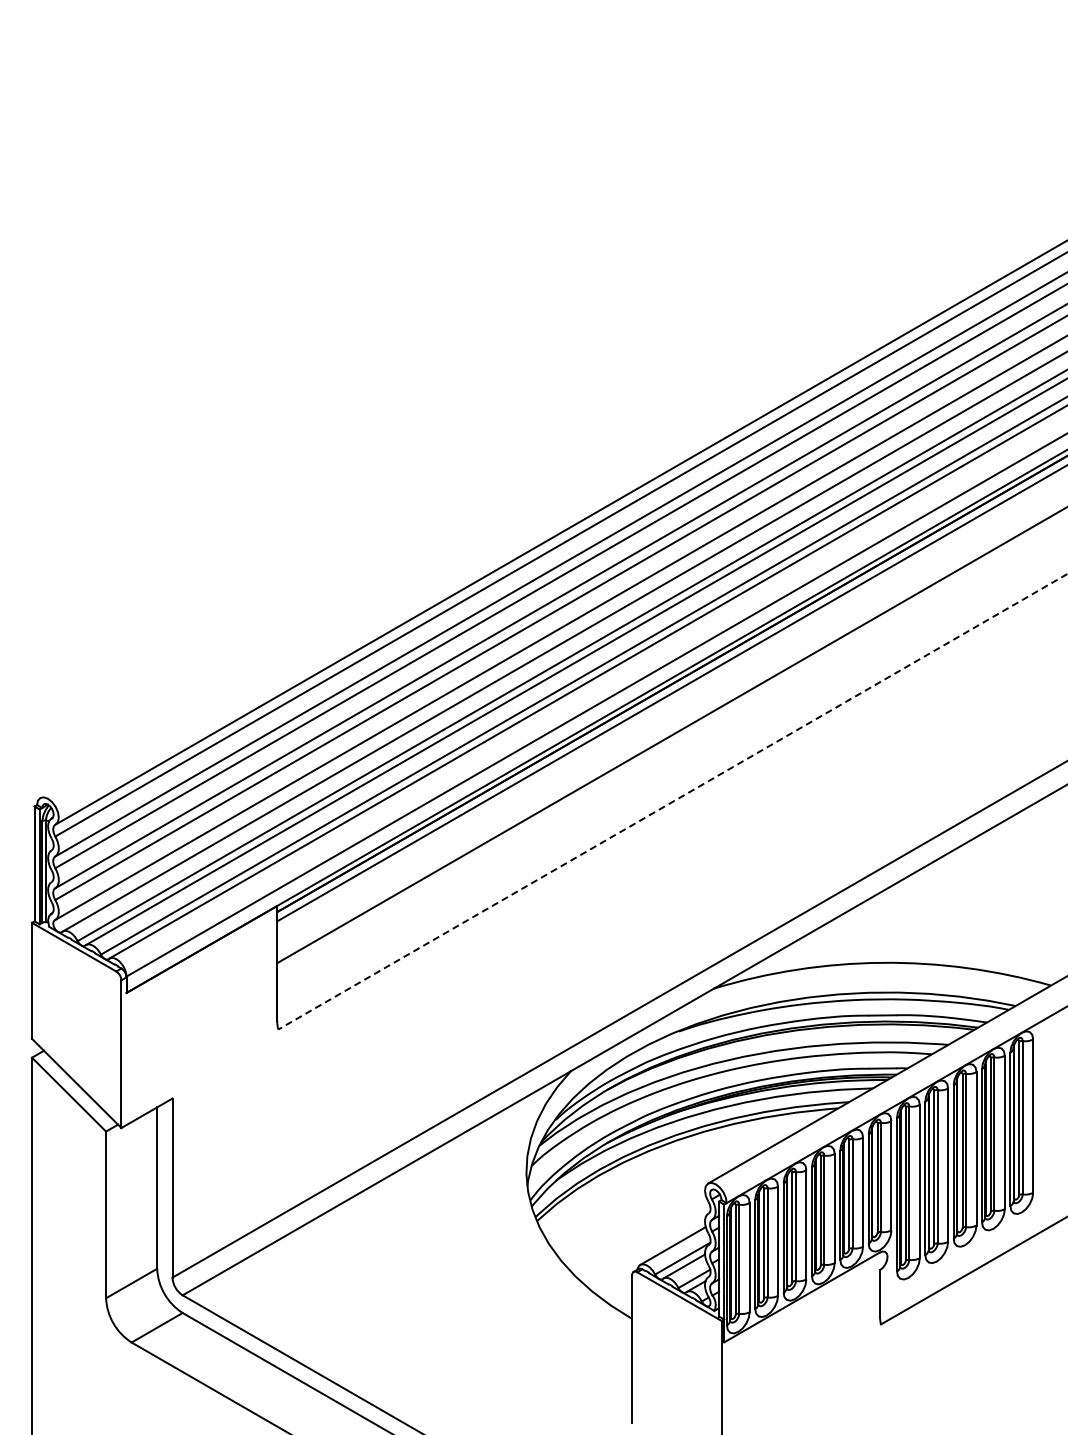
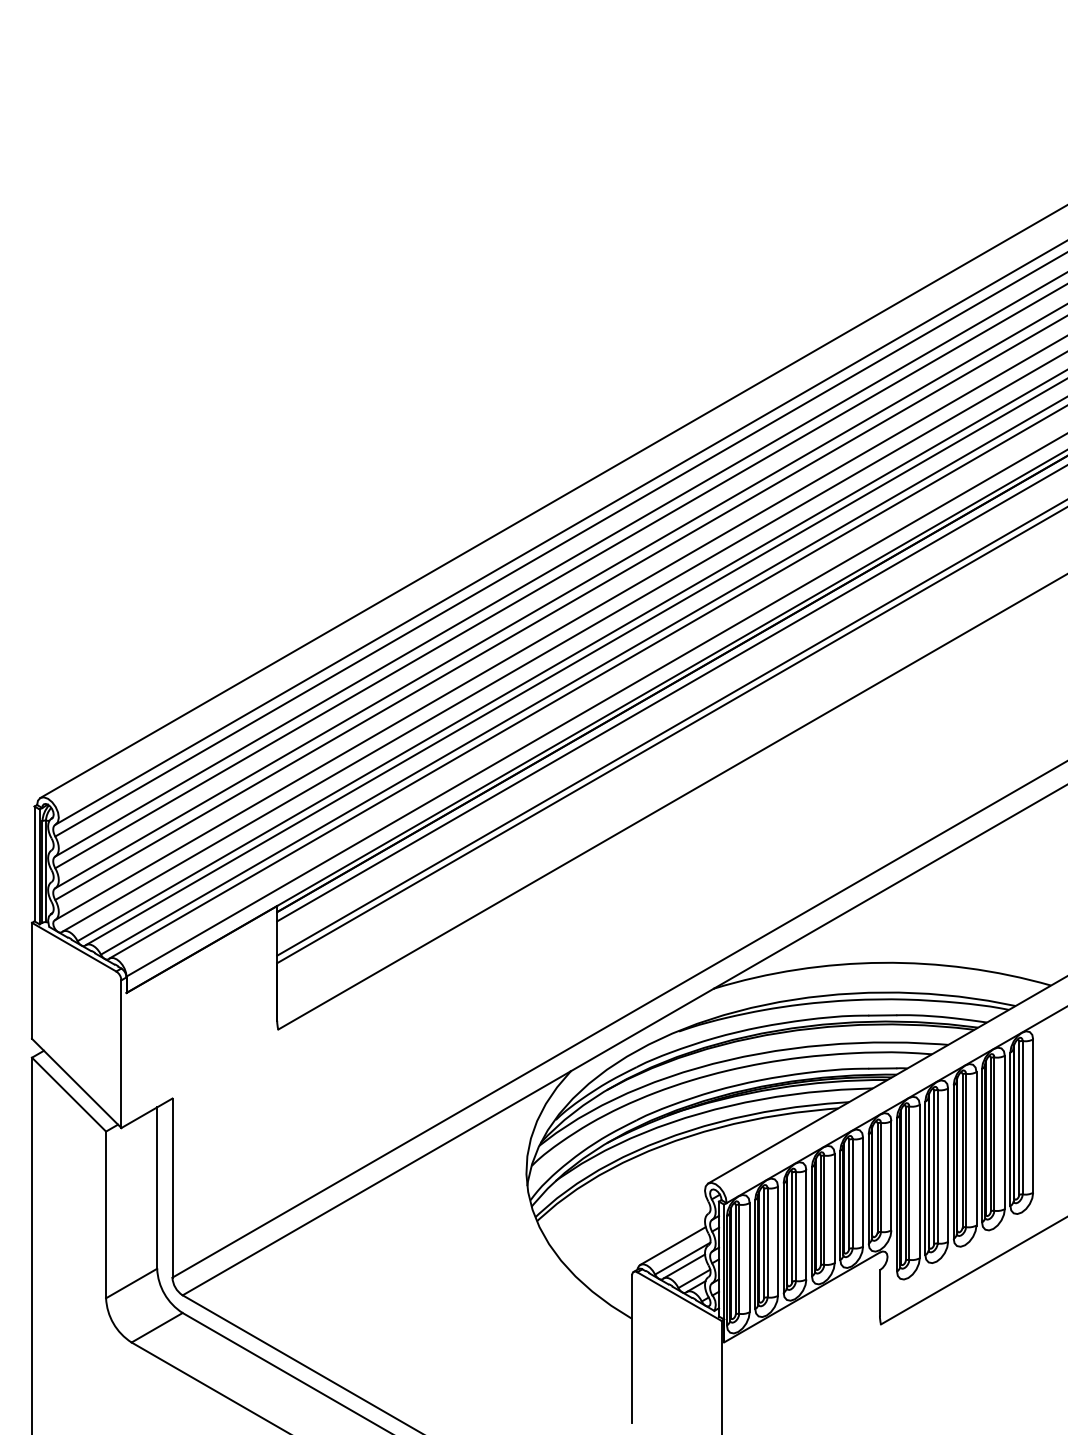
line: none -> present (552, 502)
line: none -> present (670, 728)
line: dashed -> solid (672, 802)
